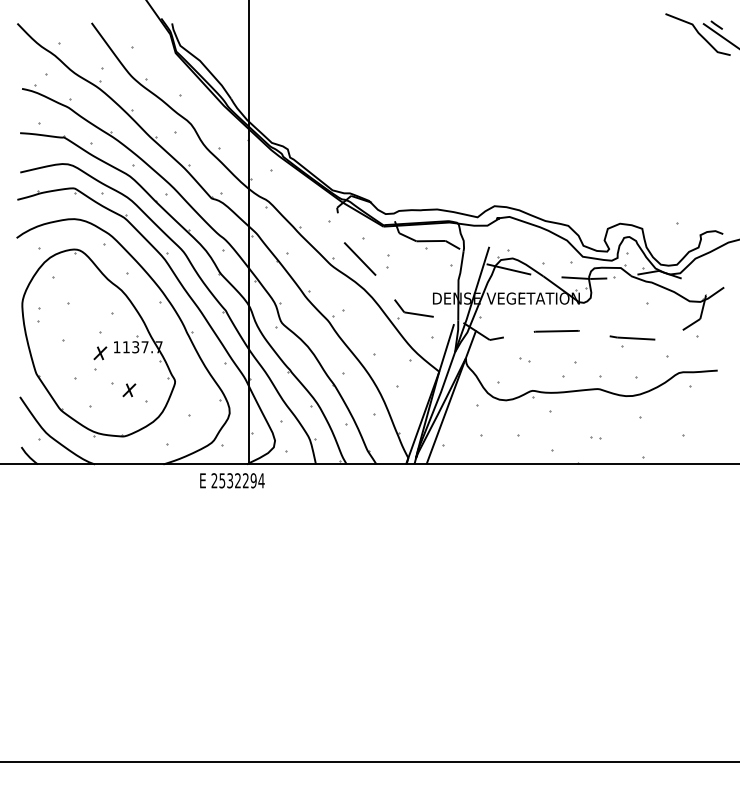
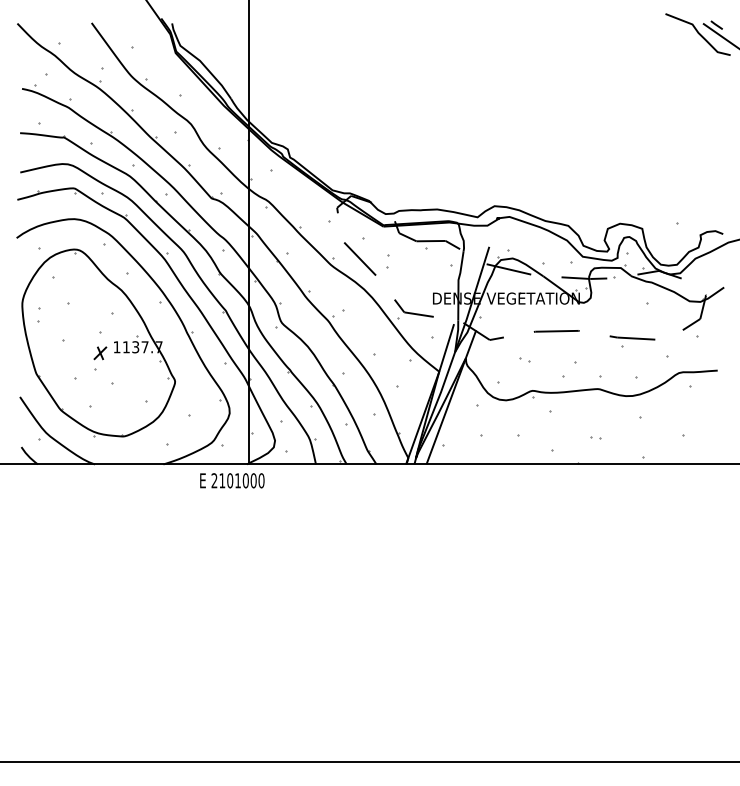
part: present -> none (129, 390)
text: 2532294 -> 2101000 (241, 480)
